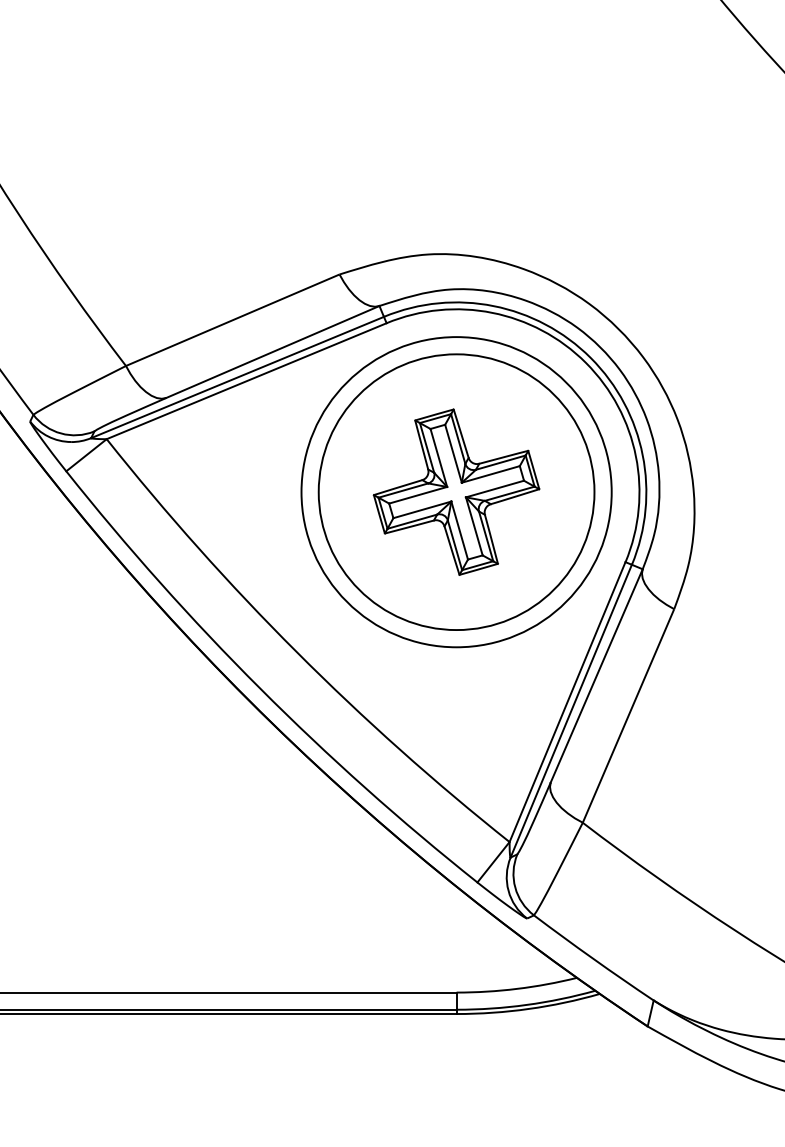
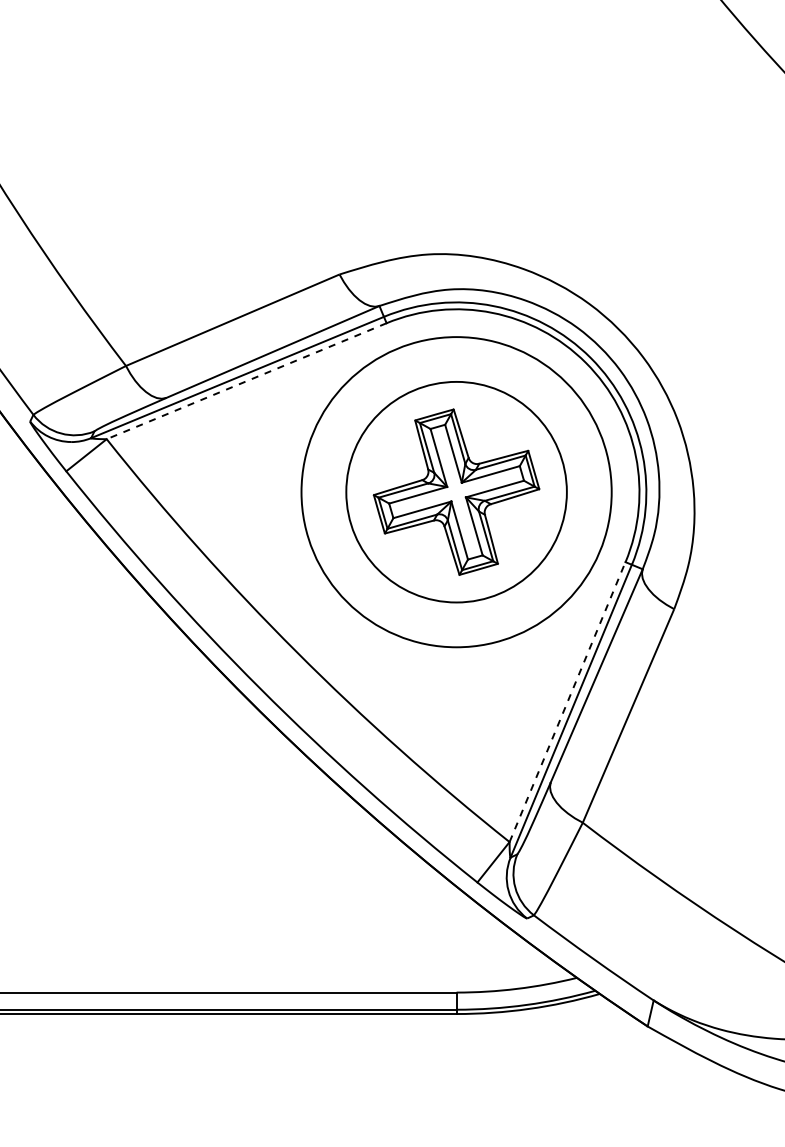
line: solid -> dashed (246, 381)
circle diameter: 276 px -> 221 px (456, 491)
line: solid -> dashed (567, 701)
